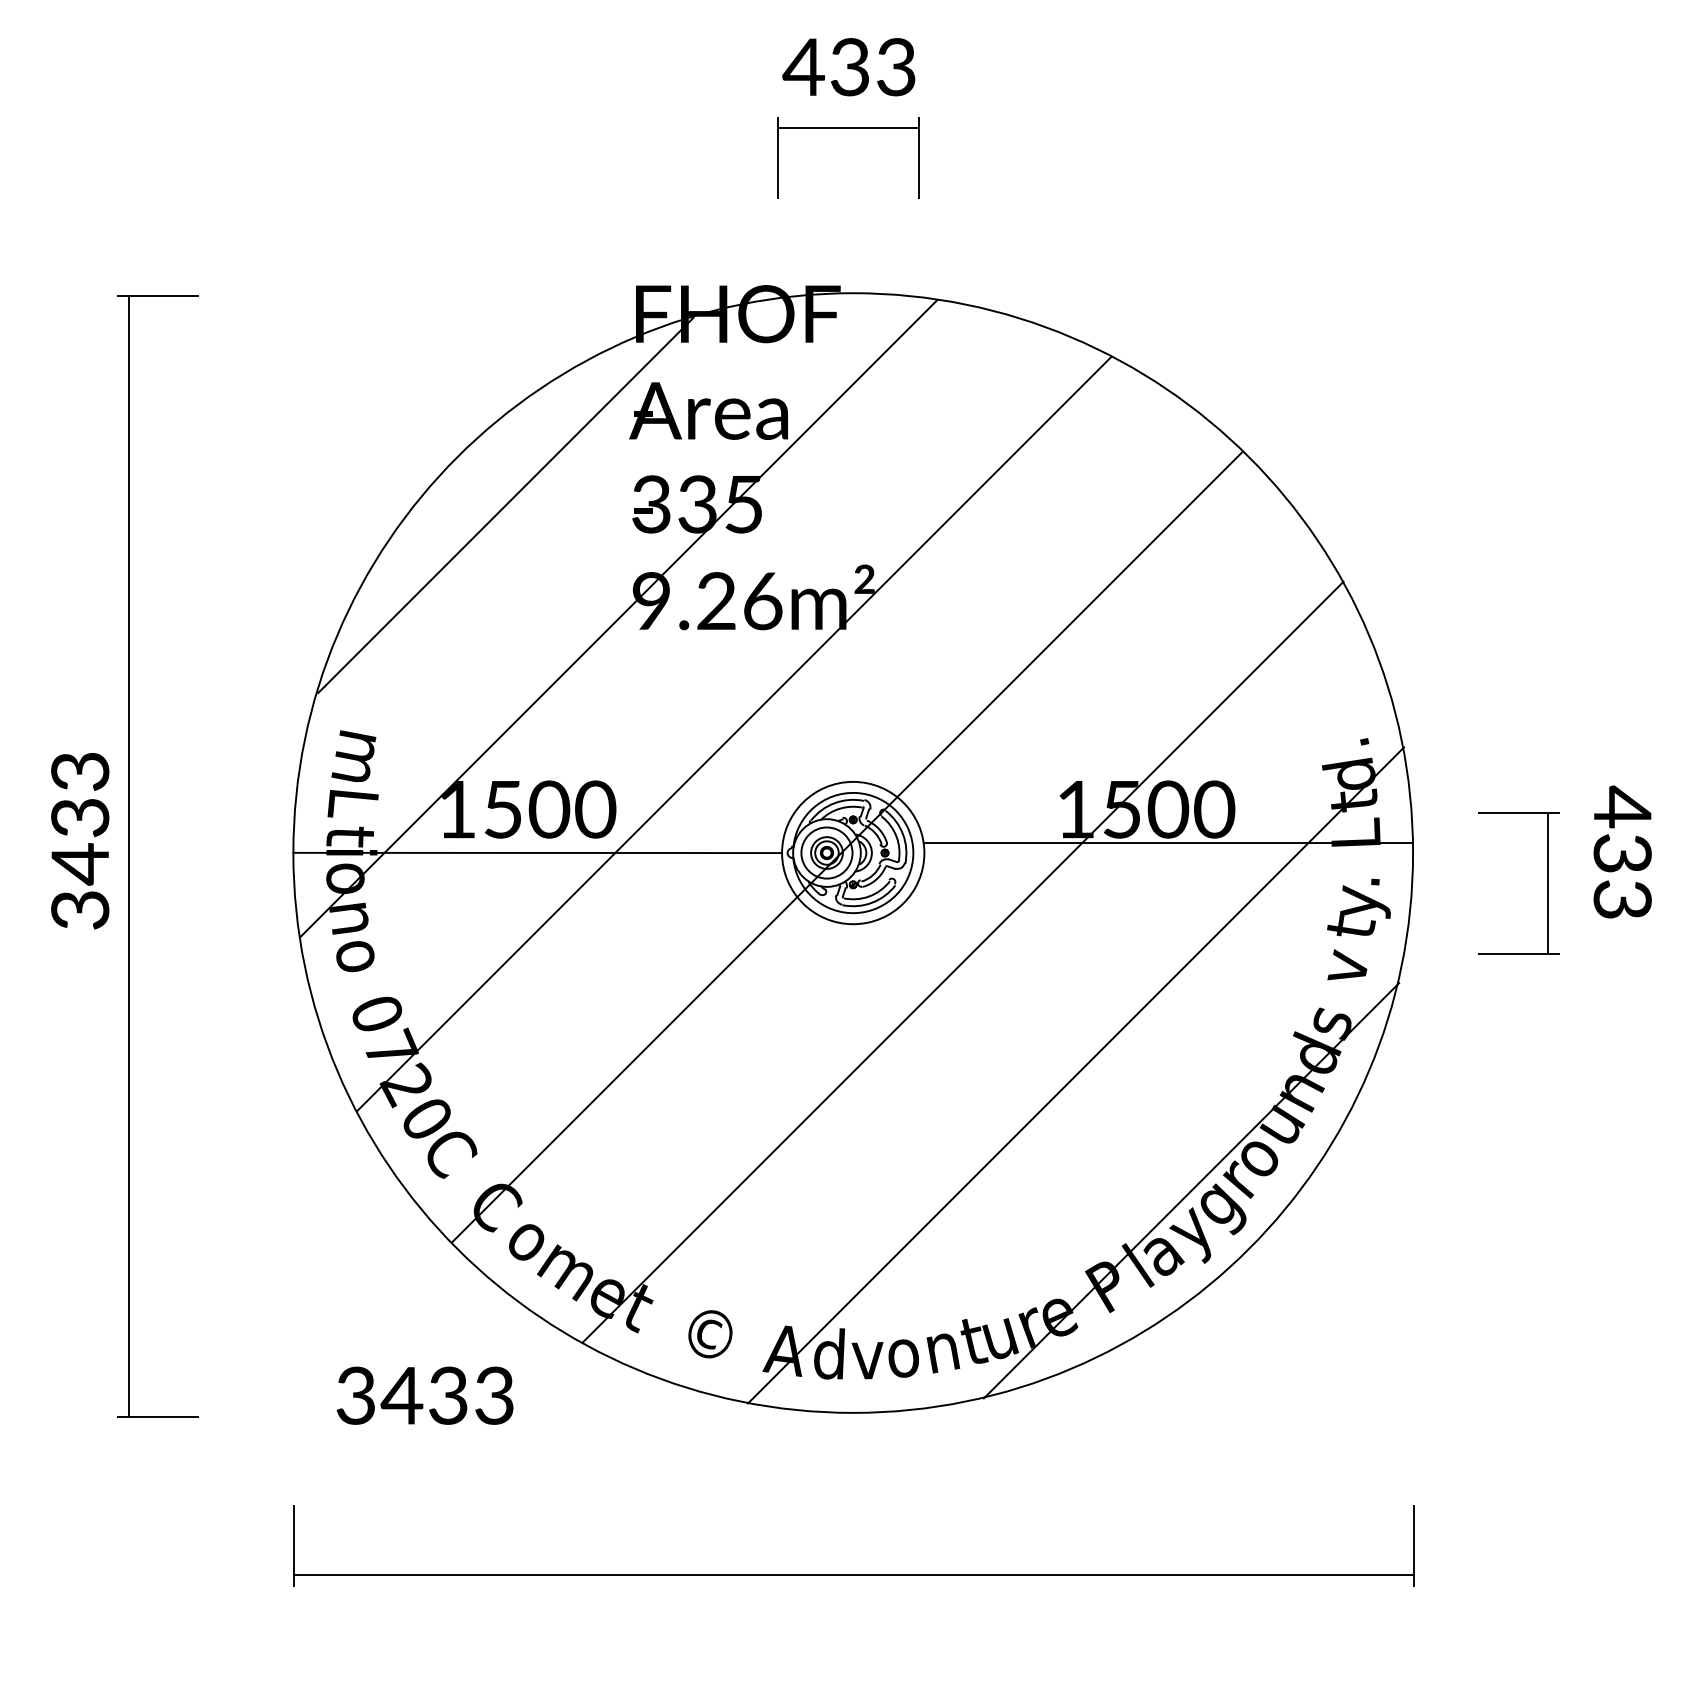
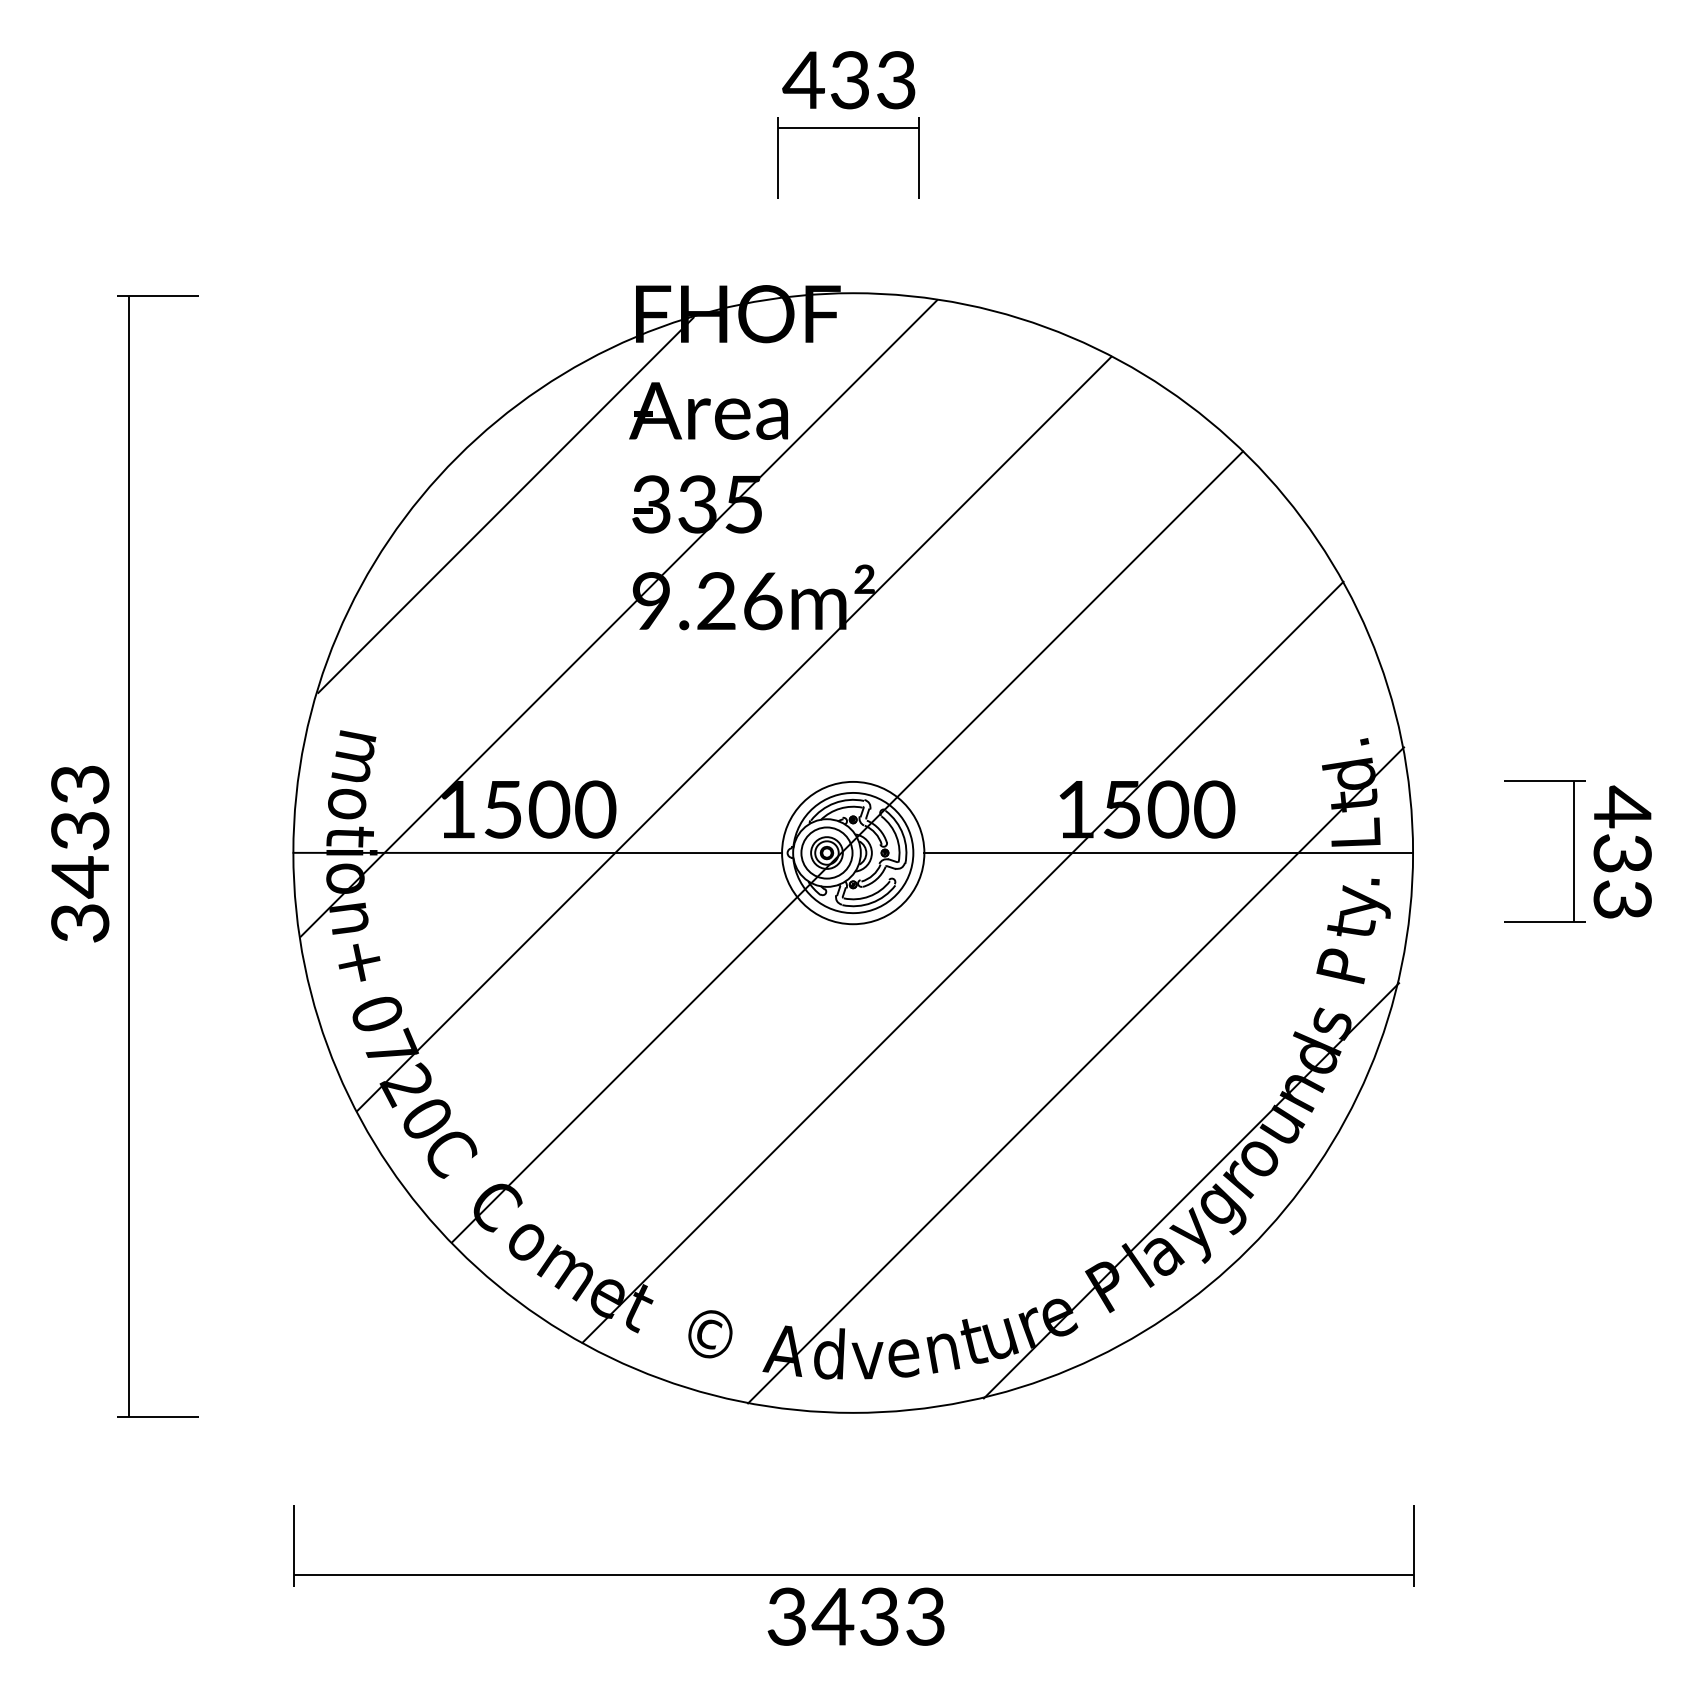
text position: (848, 67) -> (848, 80) (848, 80)
text: L -> o (352, 803)
text position: (80, 841) -> (80, 854) (80, 854)
line position: (1168, 842) -> (1168, 852) (1168, 852)
part position: (1547, 883) -> (1573, 851) (1573, 851)
text: o -> + (358, 961)
text: v -> P (1341, 966)
text: o -> e (903, 1358)
text position: (424, 1395) -> (855, 1616) (855, 1616)
